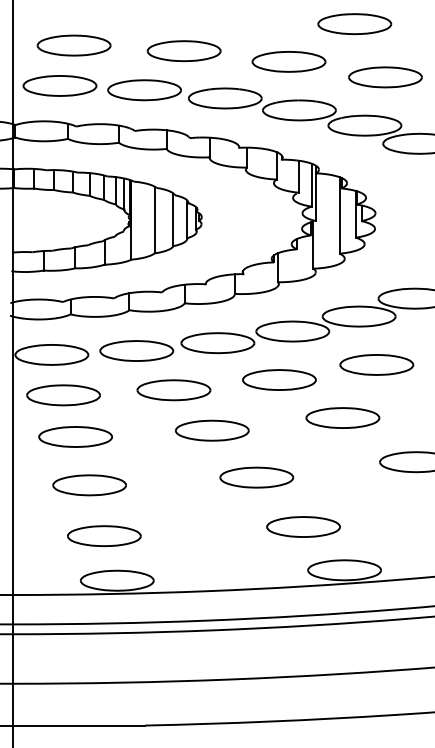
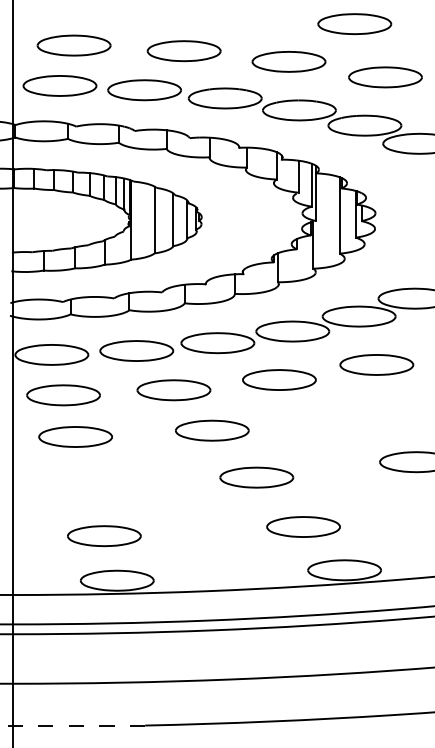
part: present -> none (342, 417)
part: present -> none (89, 485)
line: solid -> dashed (72, 725)
